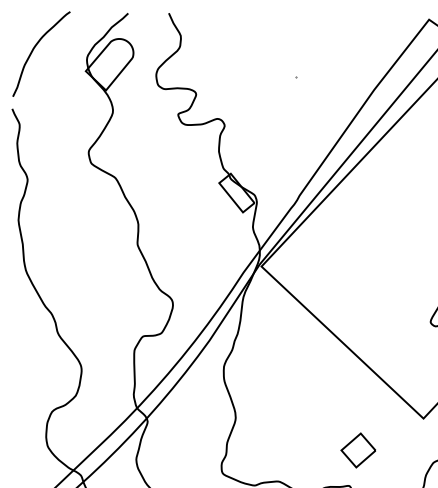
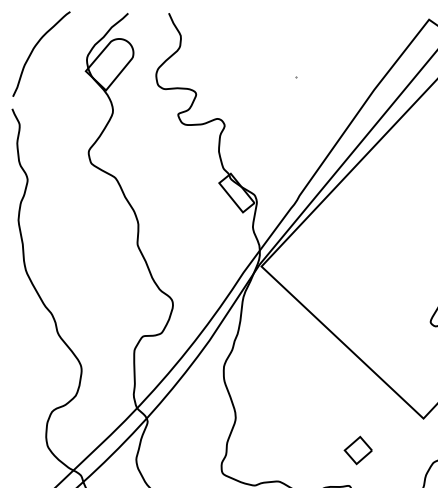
part size: 36x37 px -> 30x31 px (357, 450)
